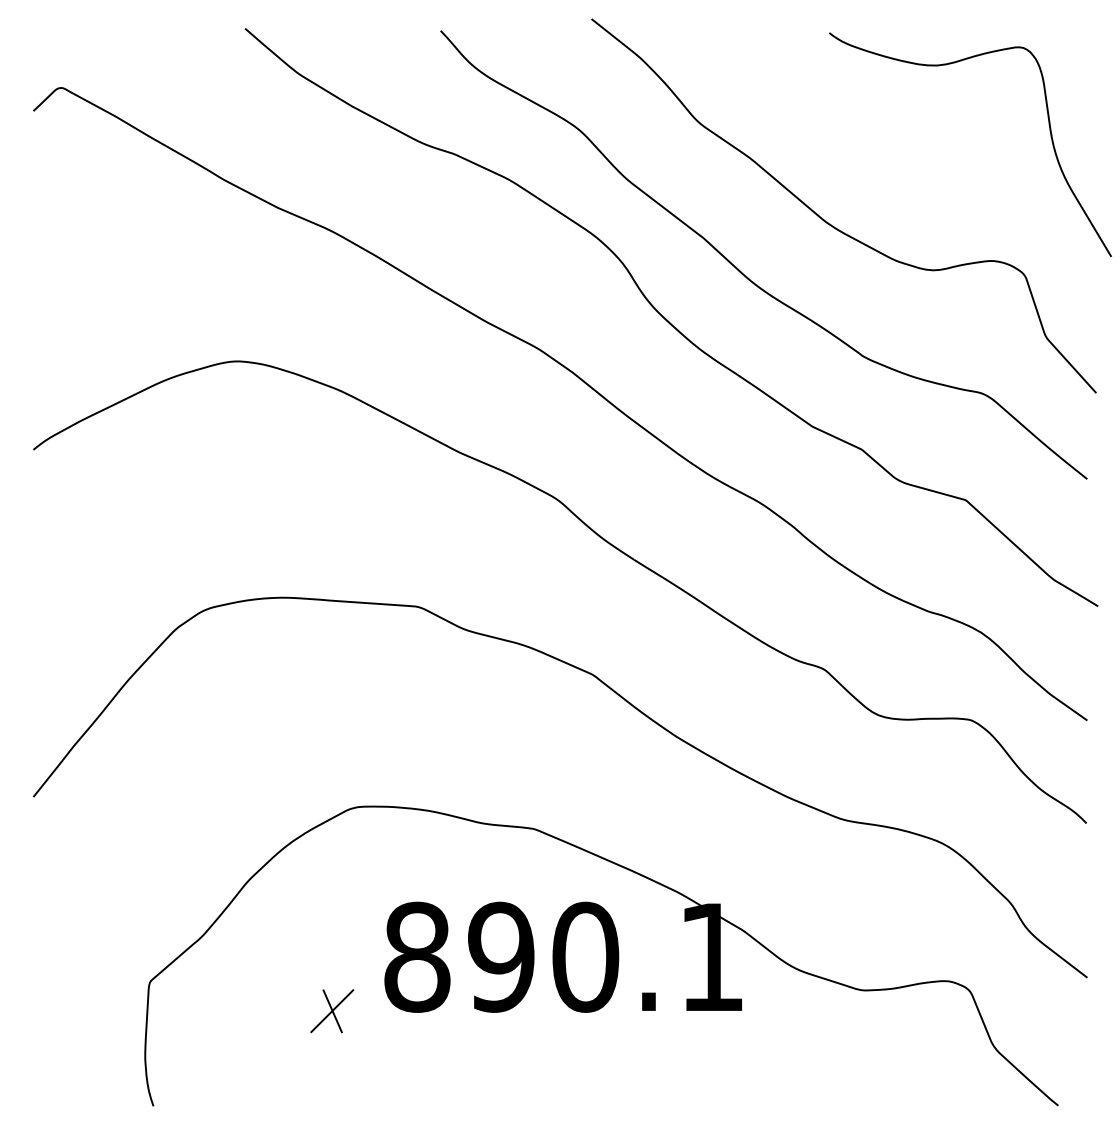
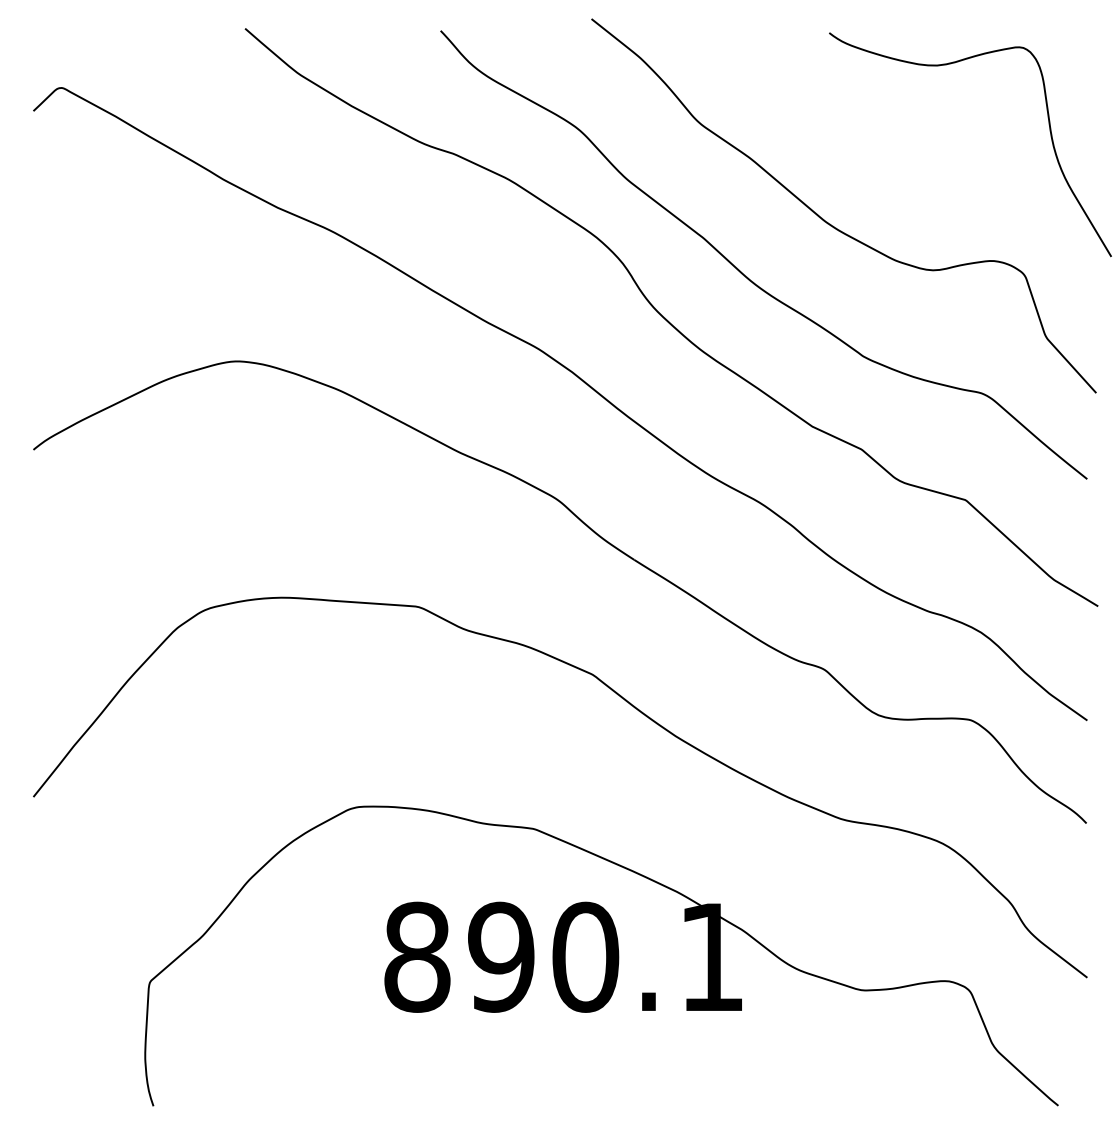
part: present -> none (332, 1011)
